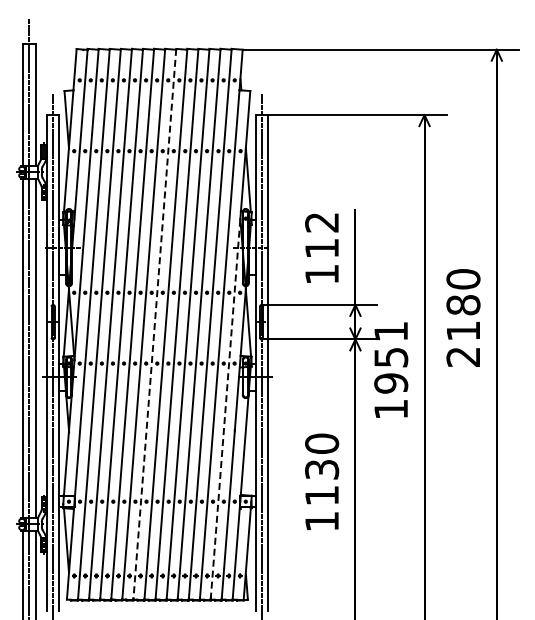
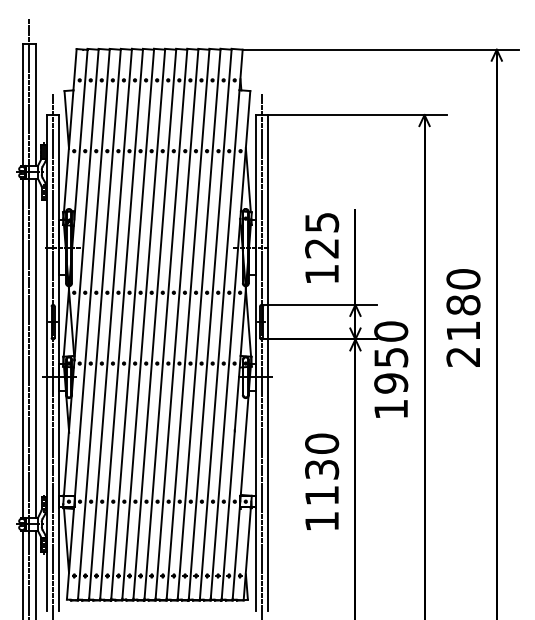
text: 112 -> 125 (322, 235)
line: dashed -> solid (154, 324)
text: 1951 -> 1950 (391, 331)
line: dashed -> solid (225, 409)
